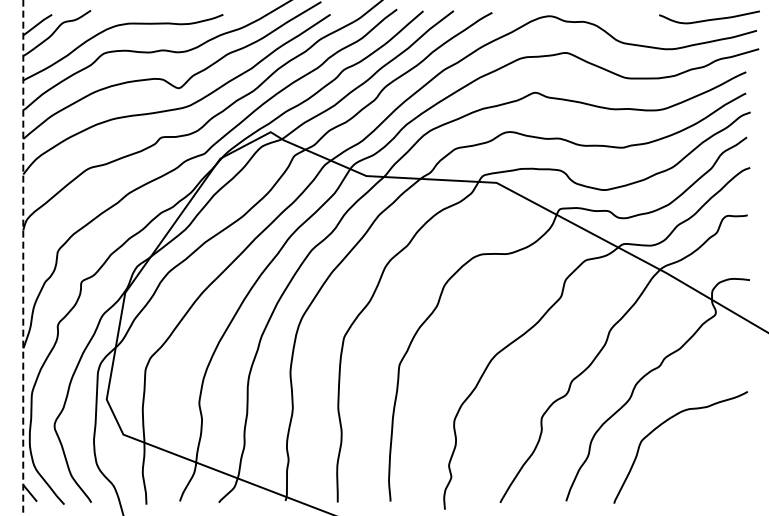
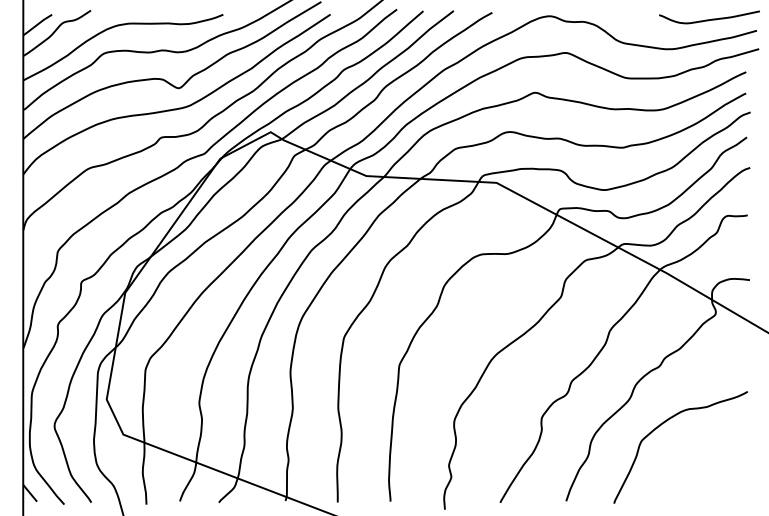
line: dashed -> solid (23, 257)
